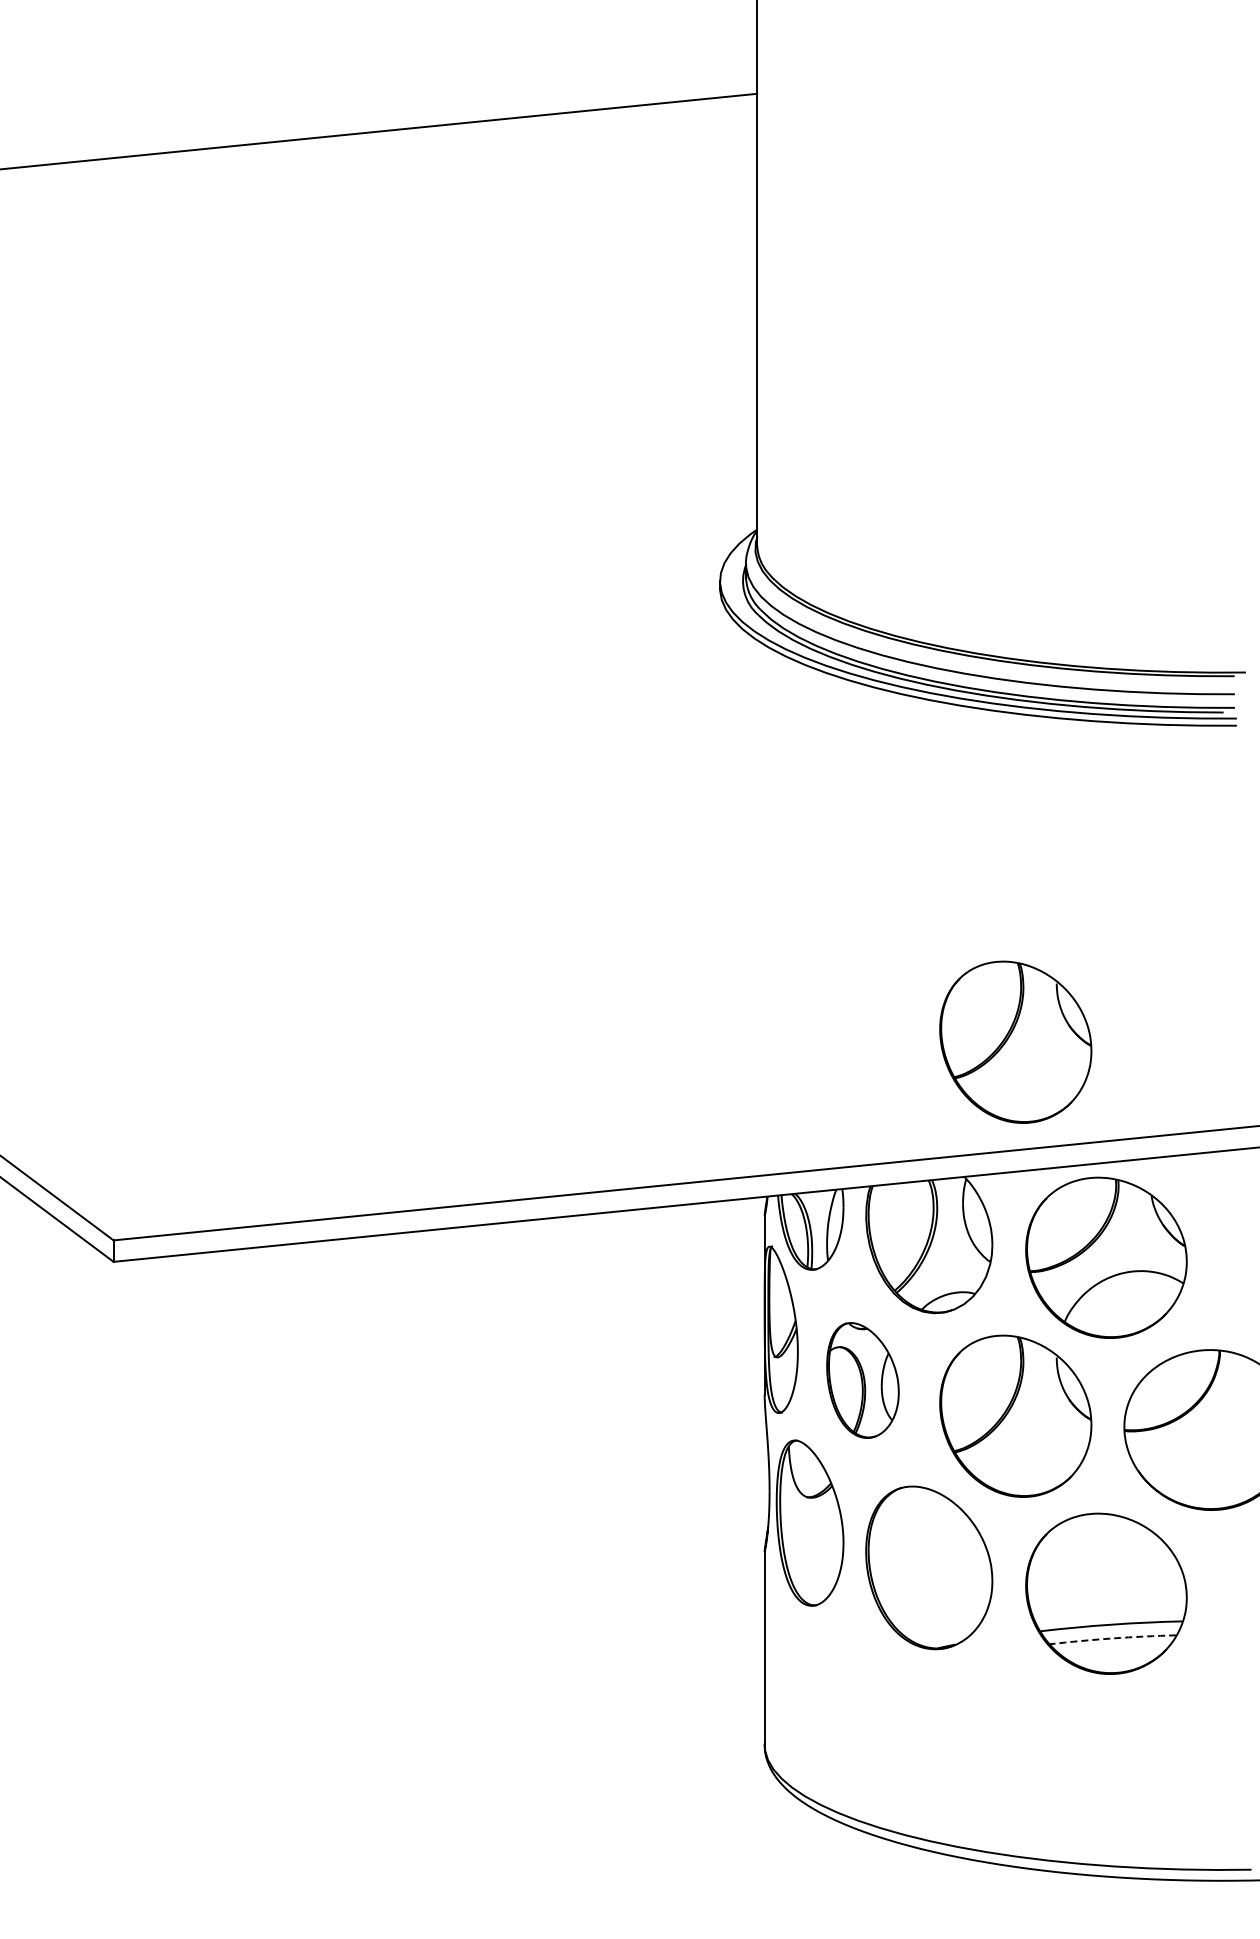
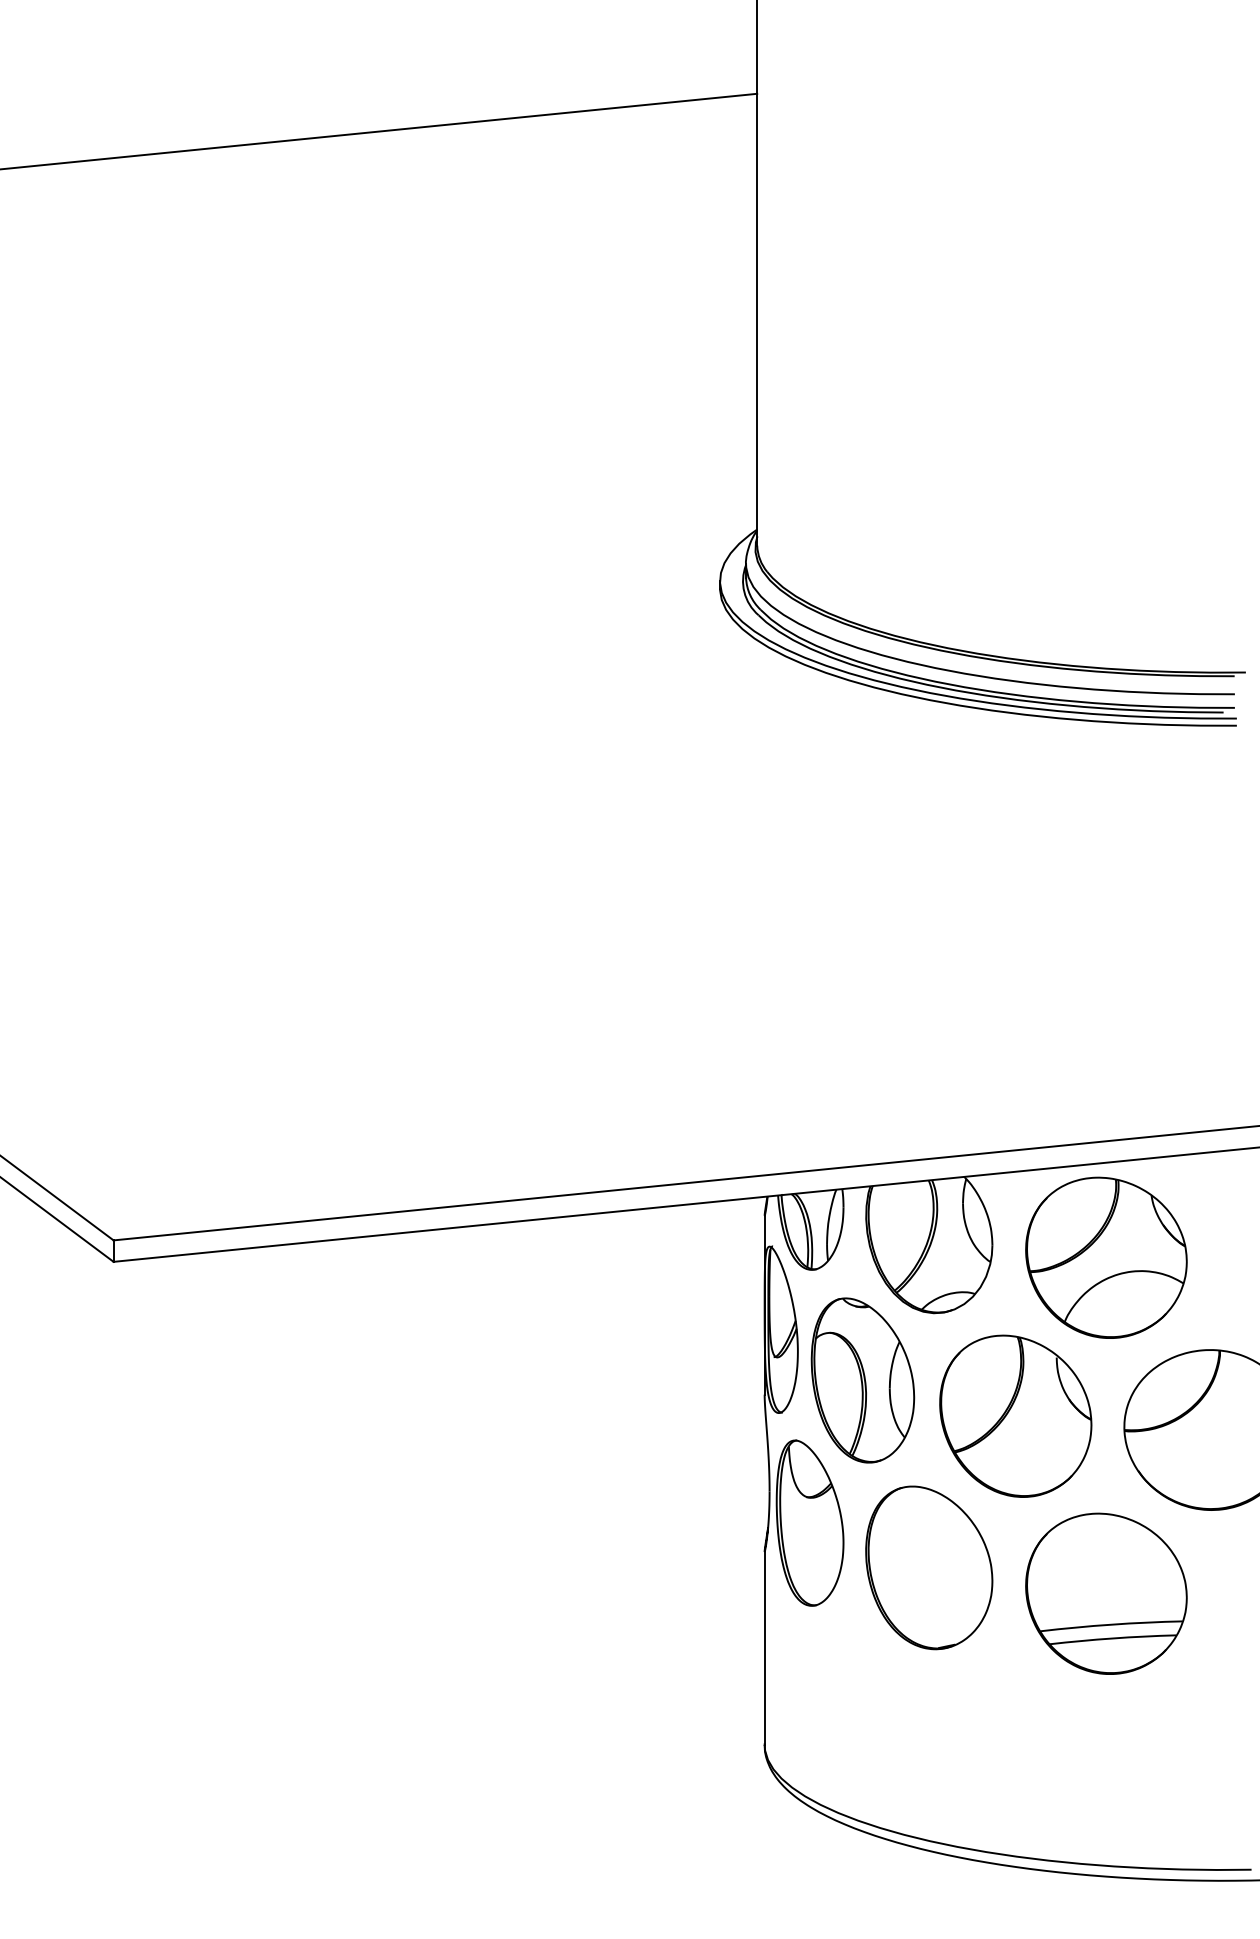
part: present -> none (1015, 1041)
part size: 74x117 px -> 106x167 px (862, 1380)
arc: dashed -> solid (1112, 1638)
